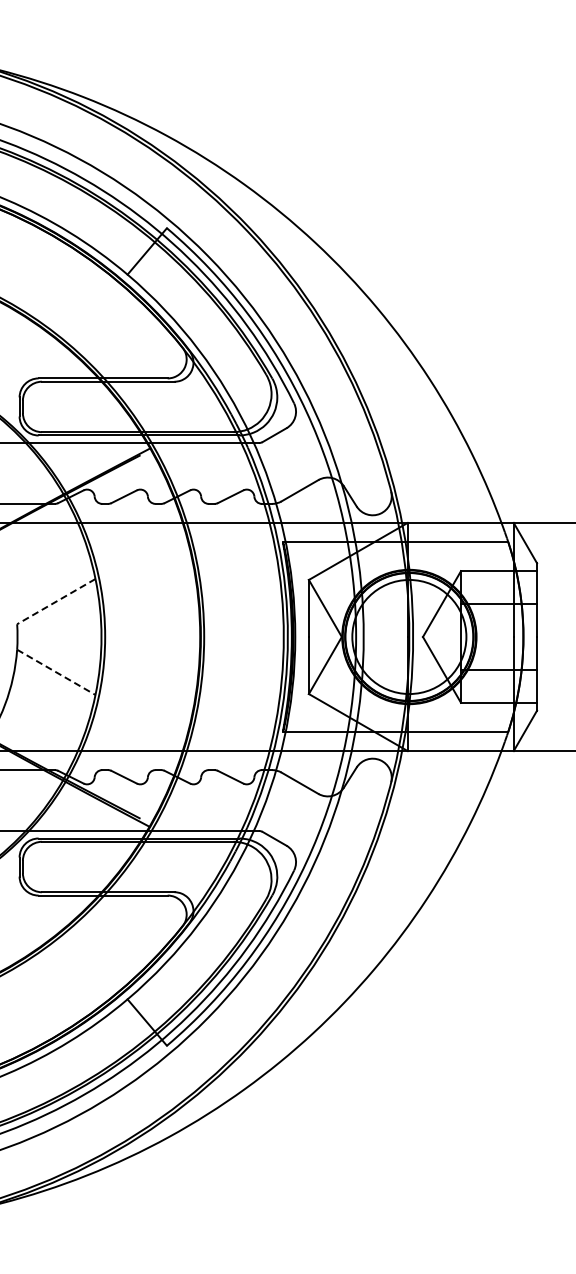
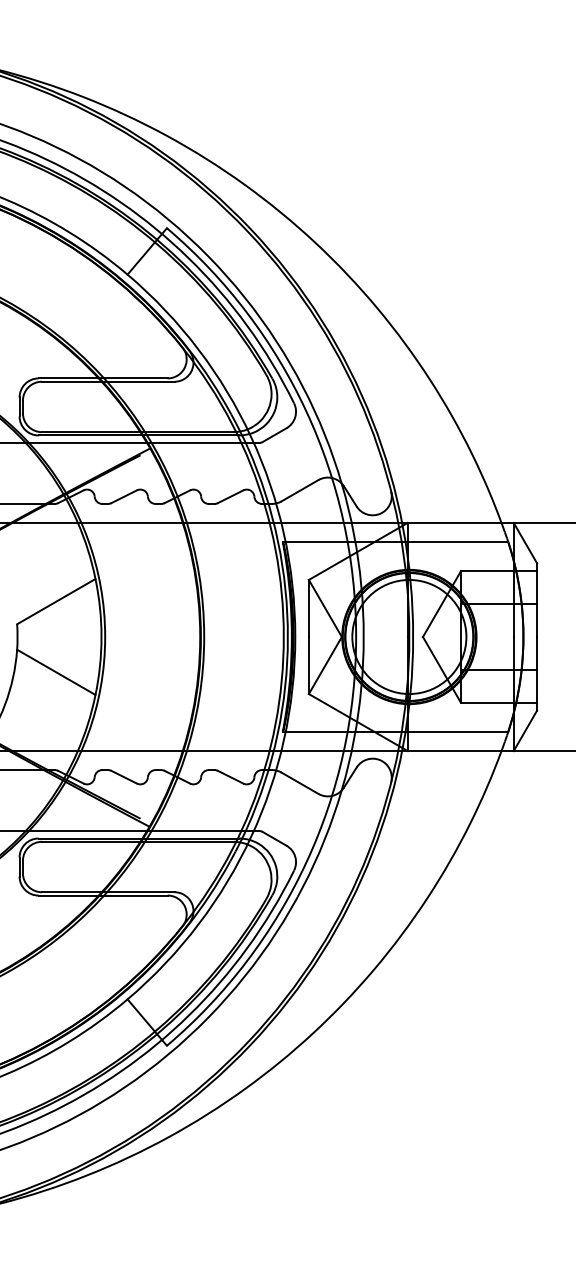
line: dashed -> solid (55, 601)
line: dashed -> solid (56, 672)
